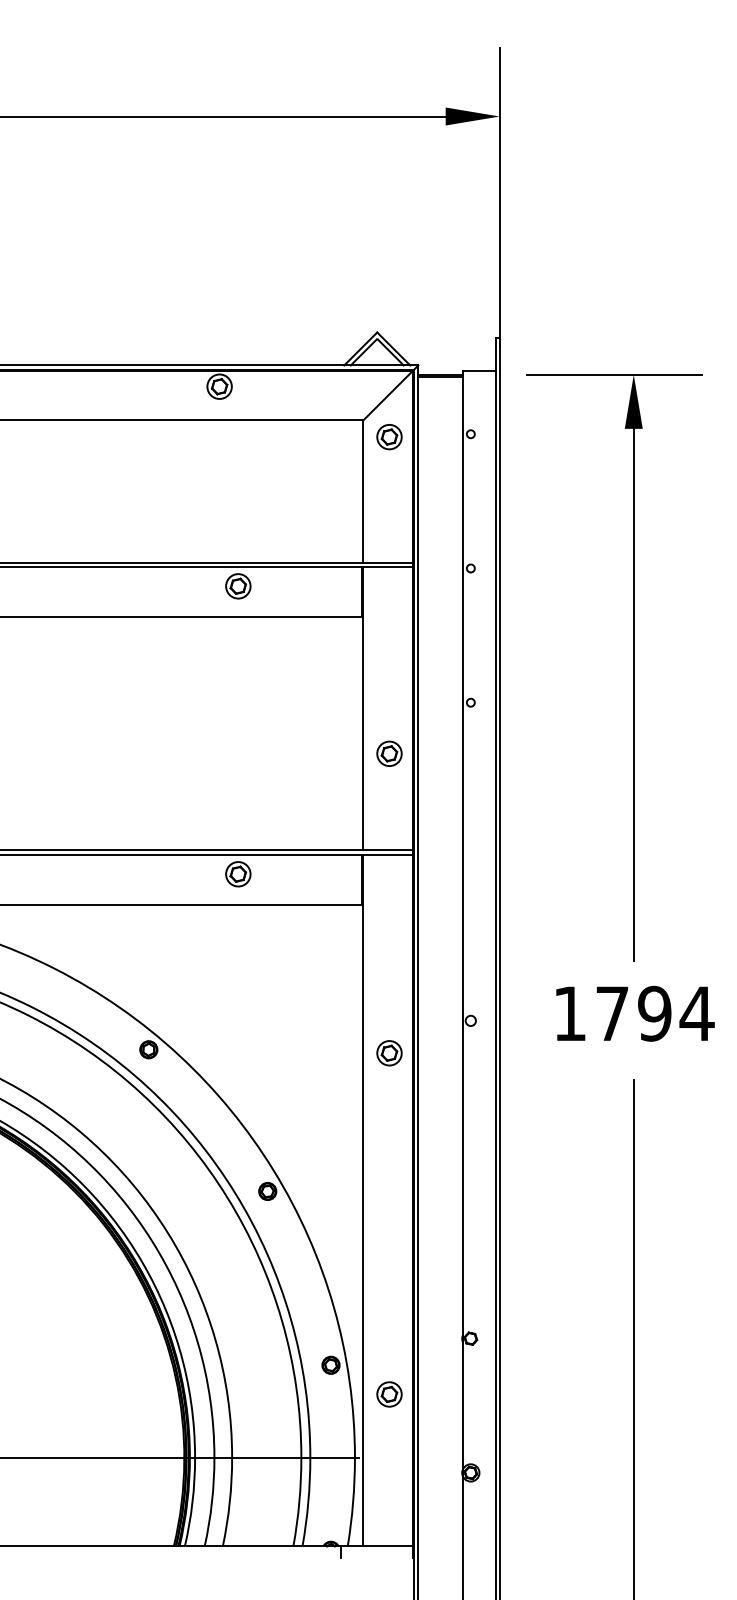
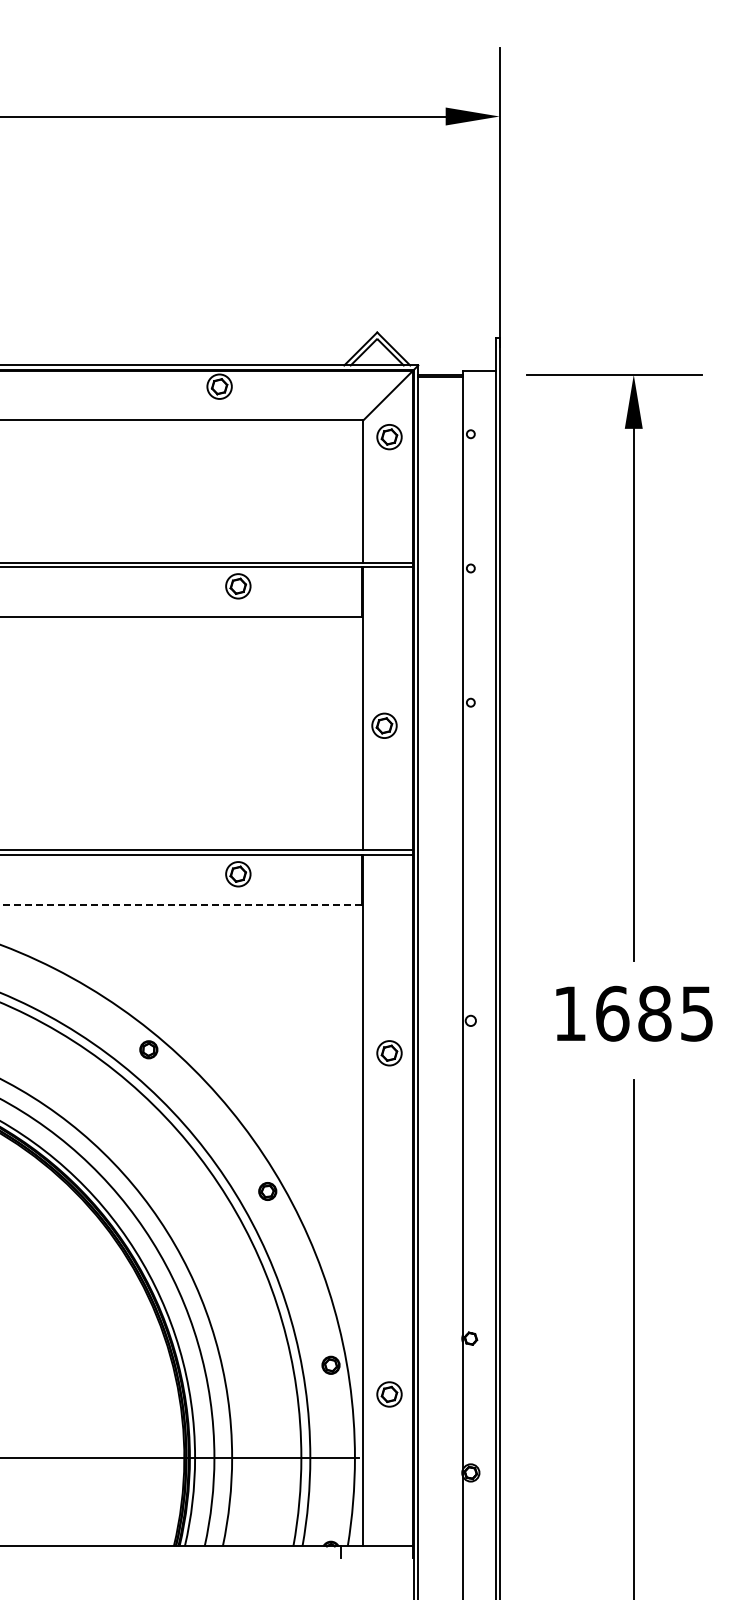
part position: (389, 753) -> (384, 725) (384, 725)
line: solid -> dashed (181, 905)
text: 1794 -> 1685 (655, 1013)
